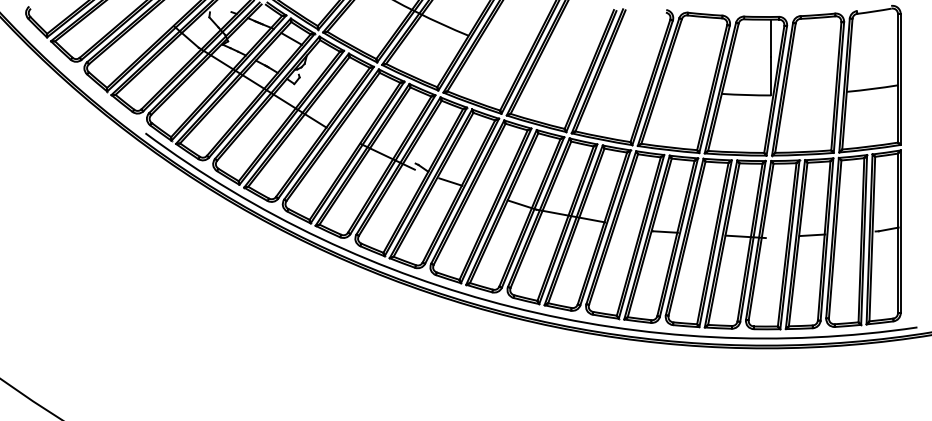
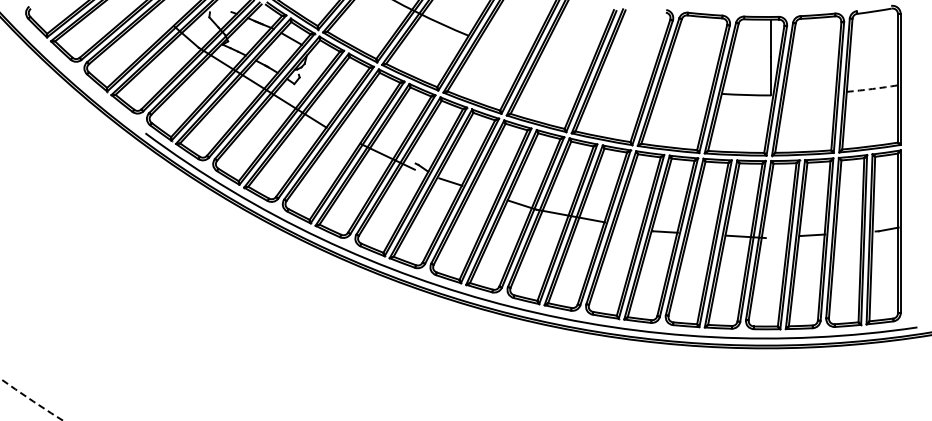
arc: solid -> dashed (872, 89)
arc: solid -> dashed (31, 400)
